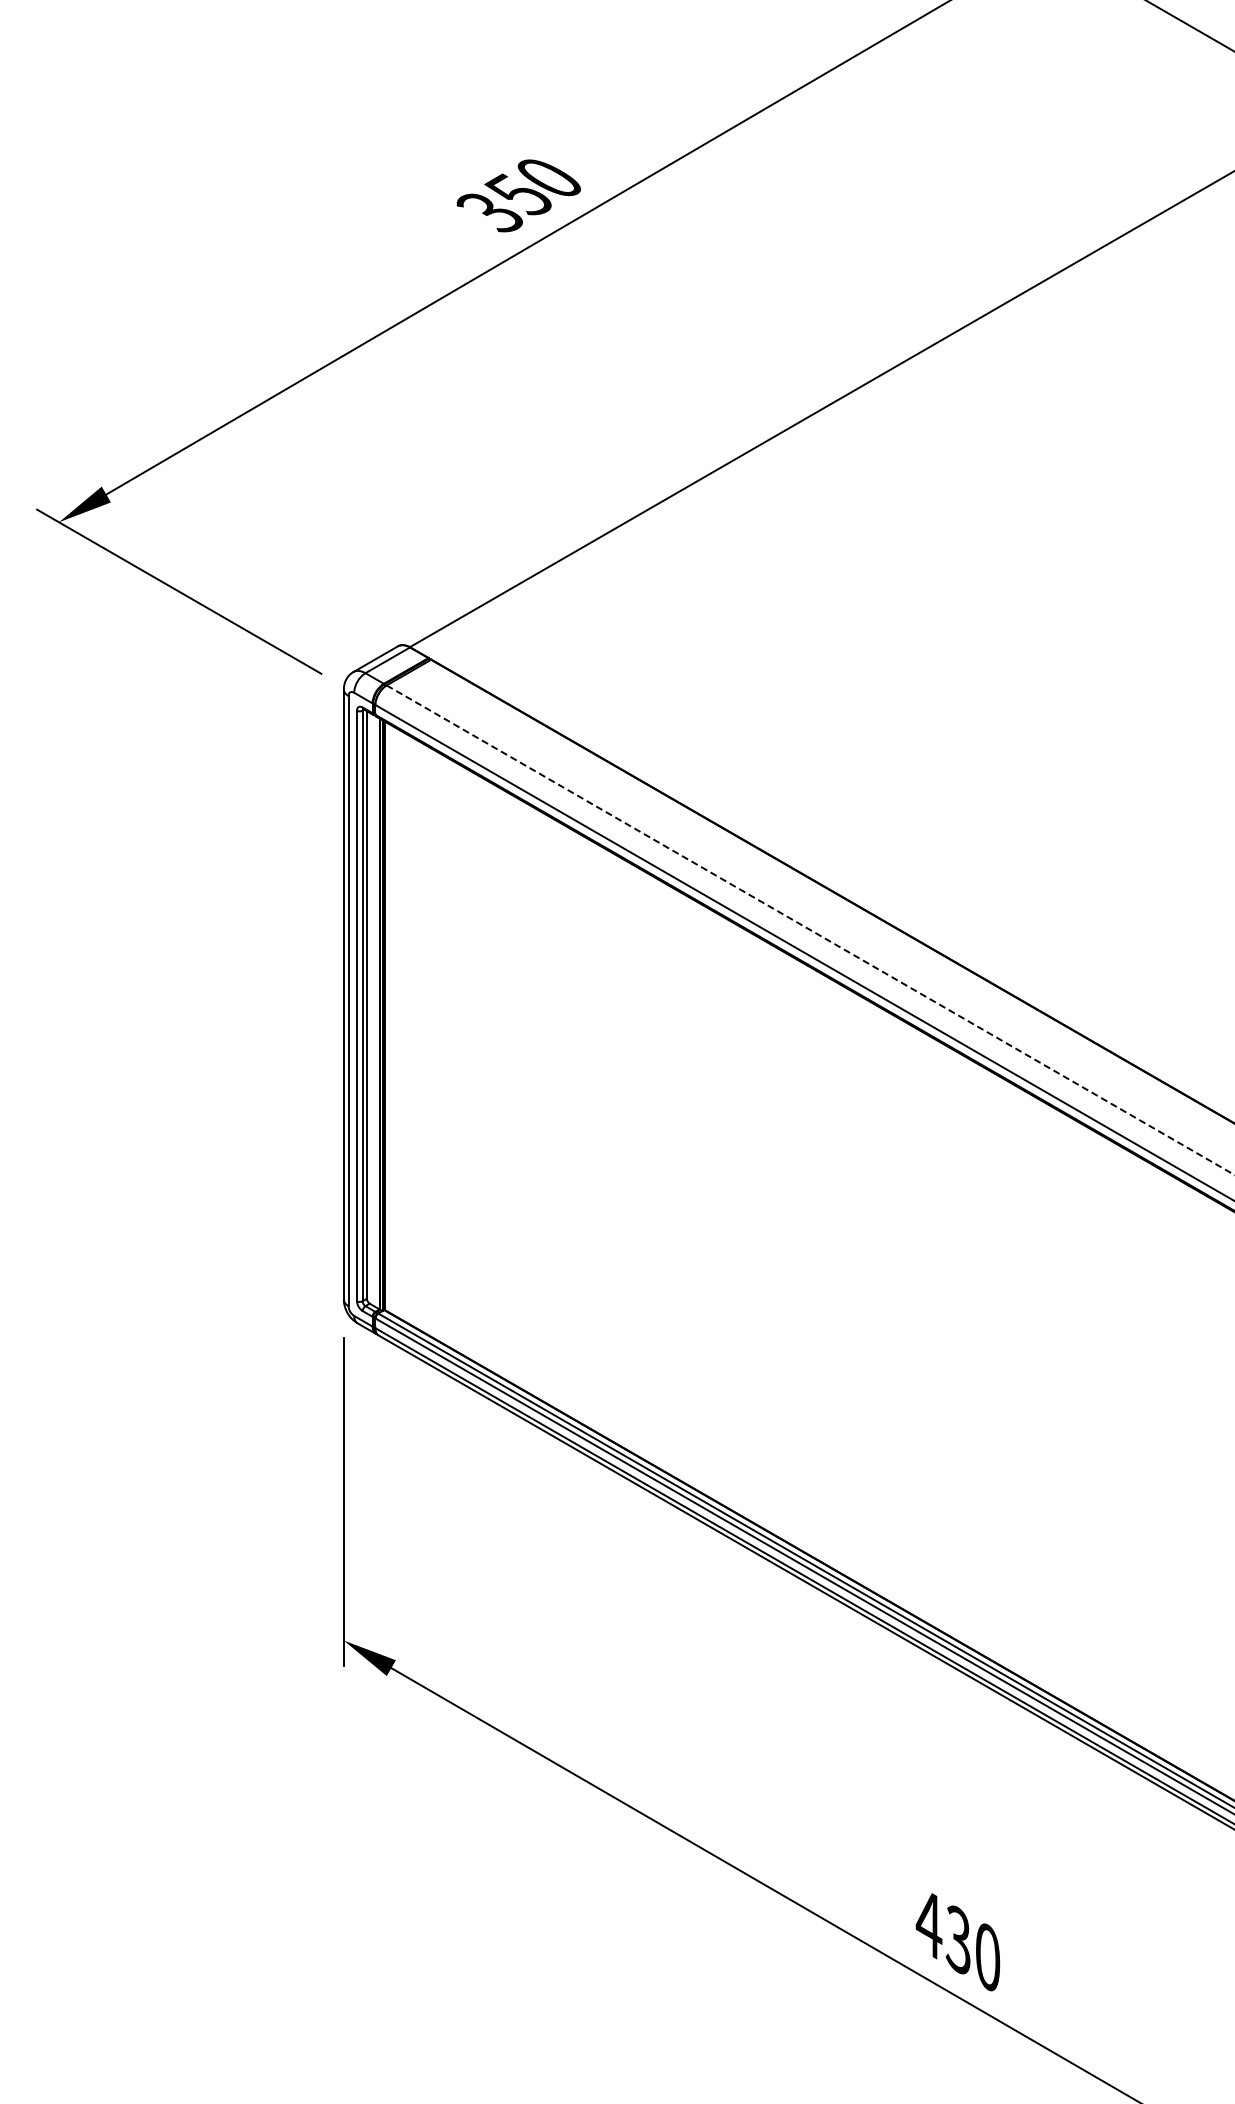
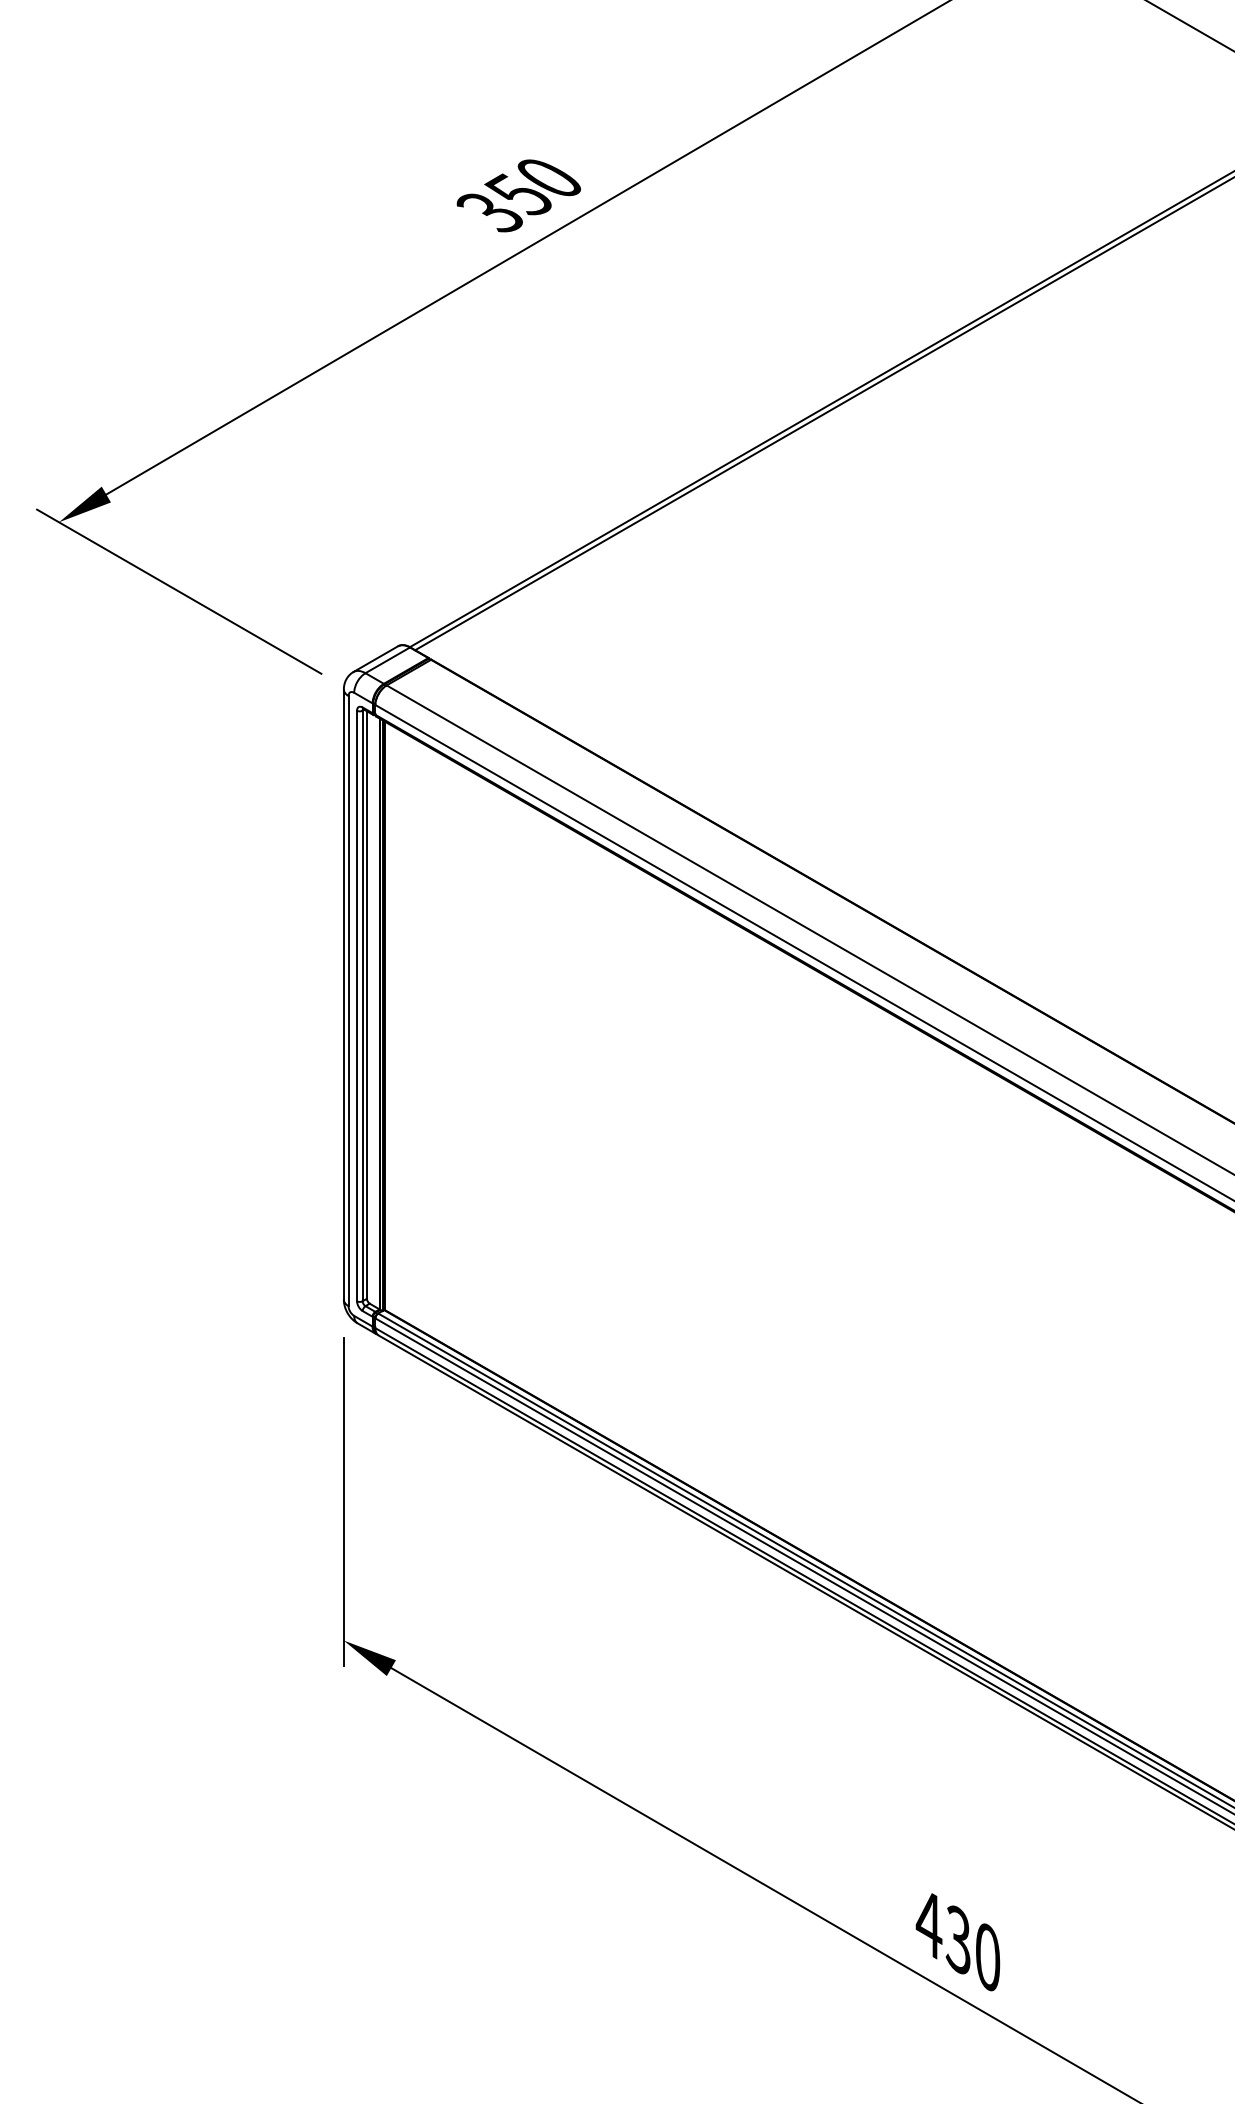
line: none -> present (823, 414)
line: dashed -> solid (811, 930)
